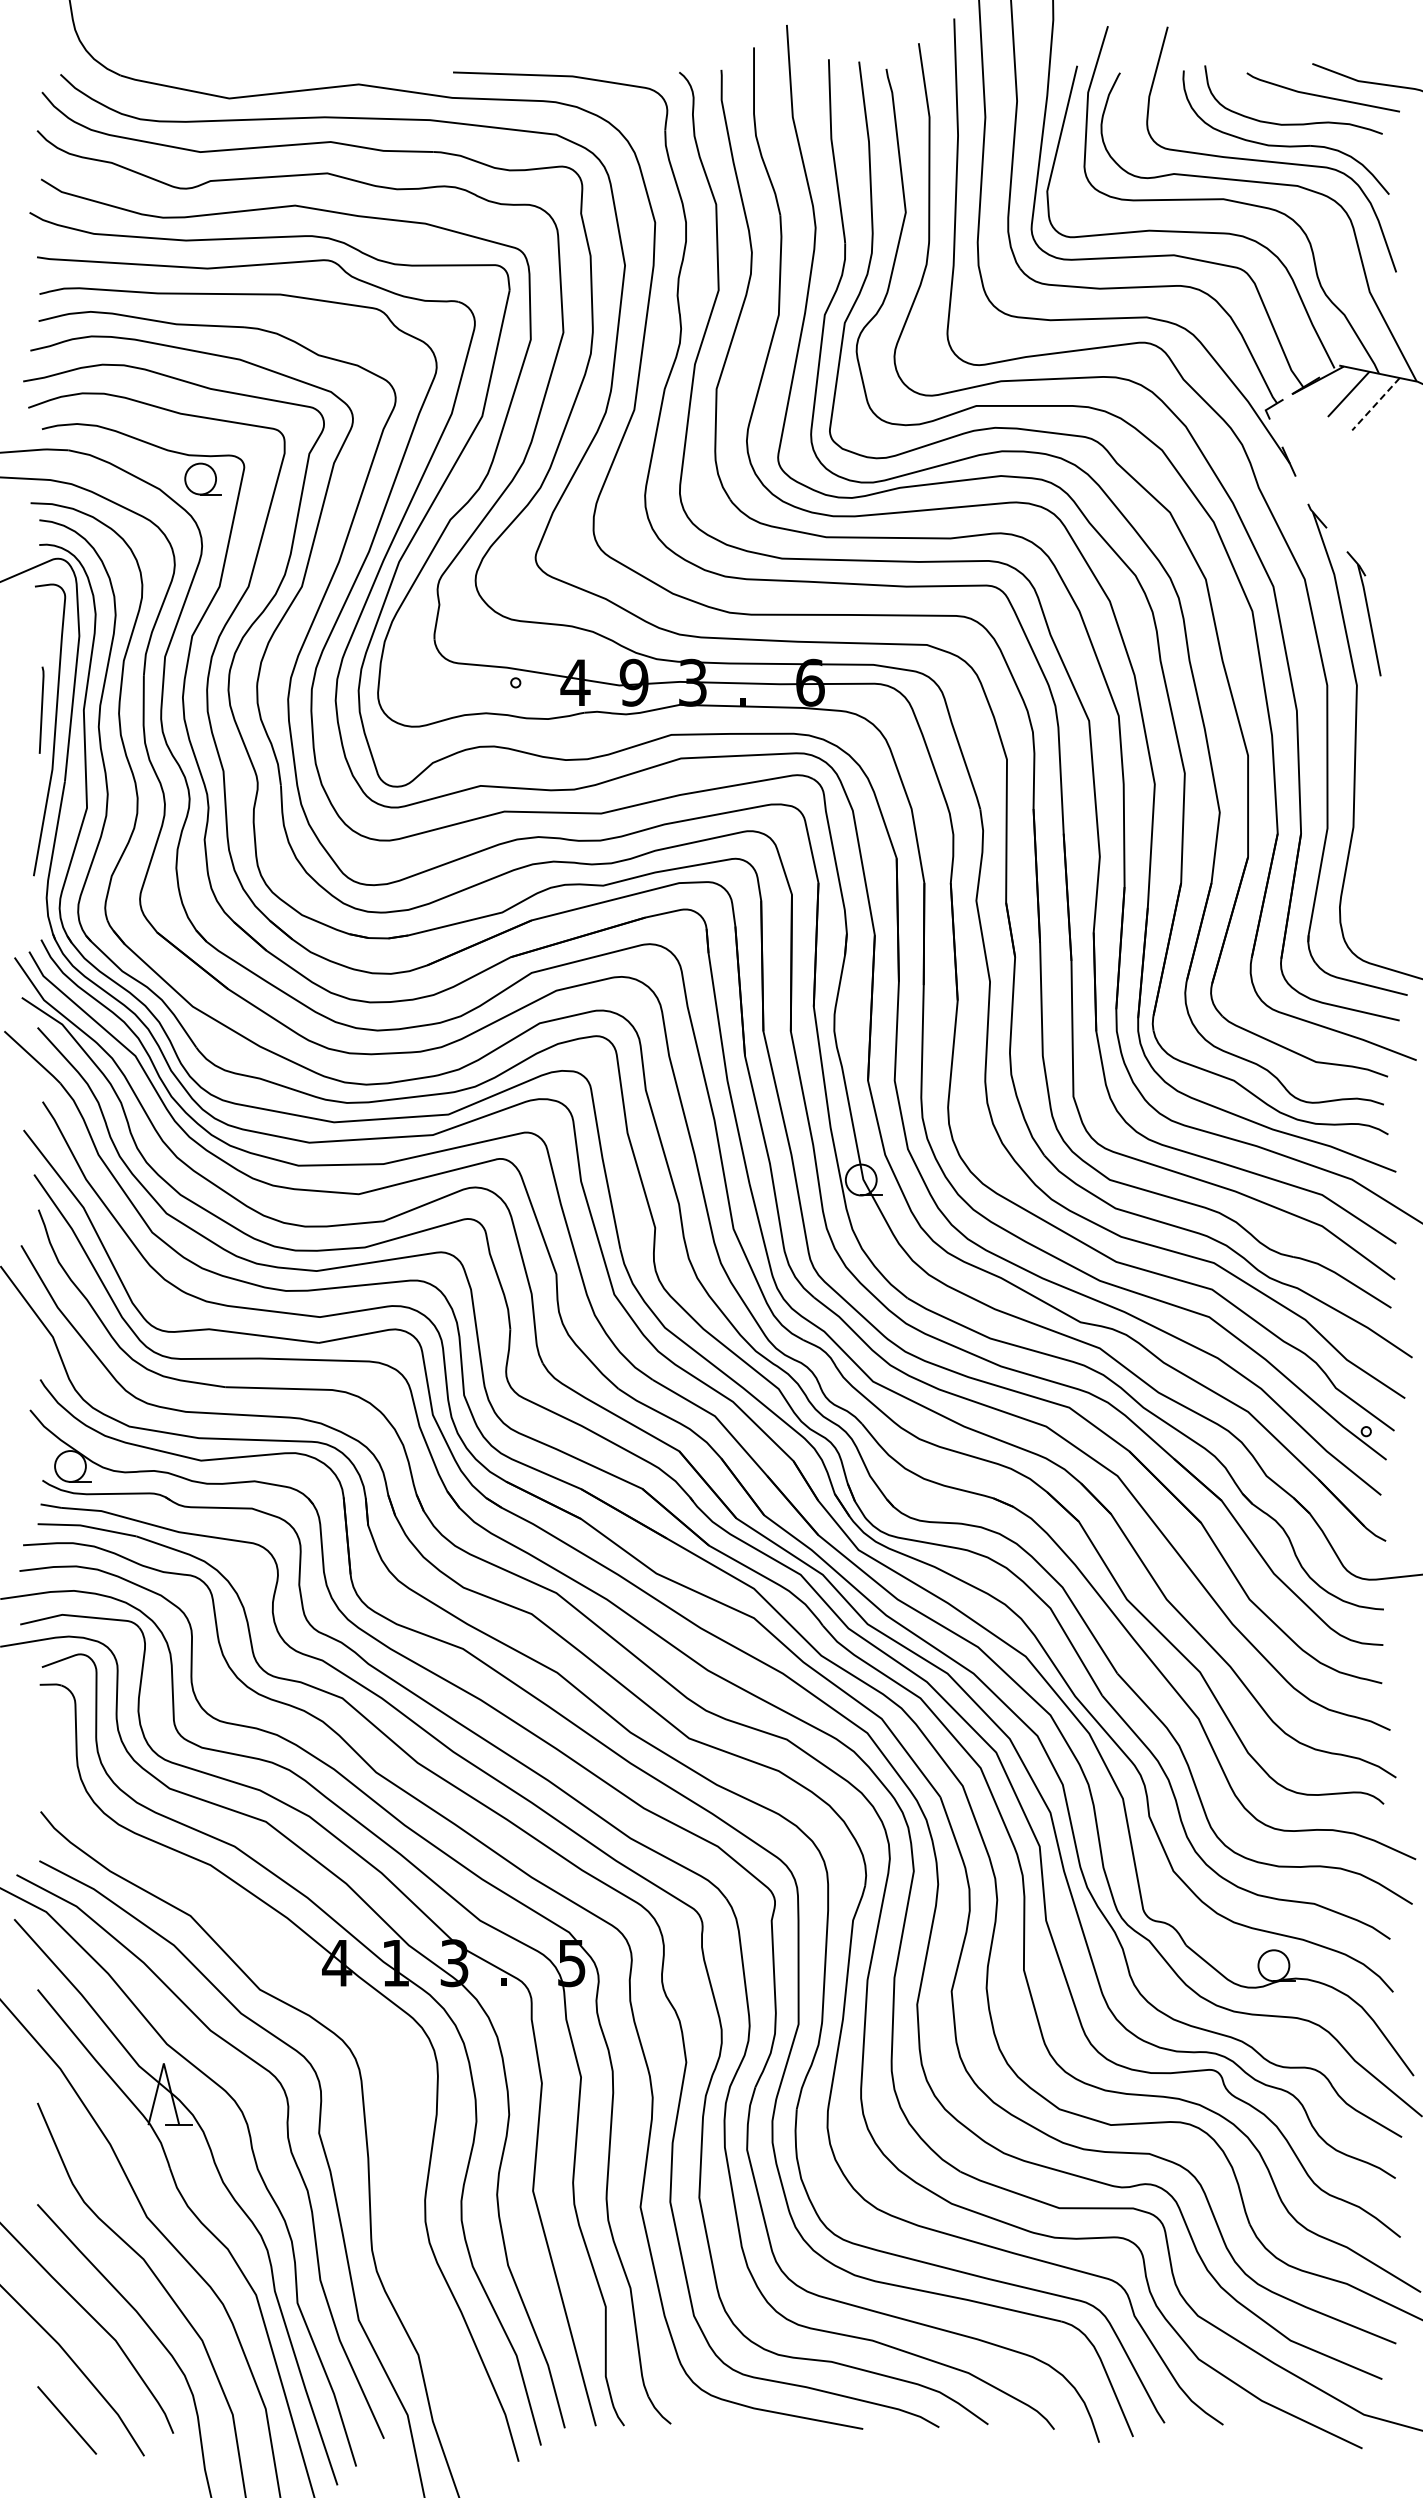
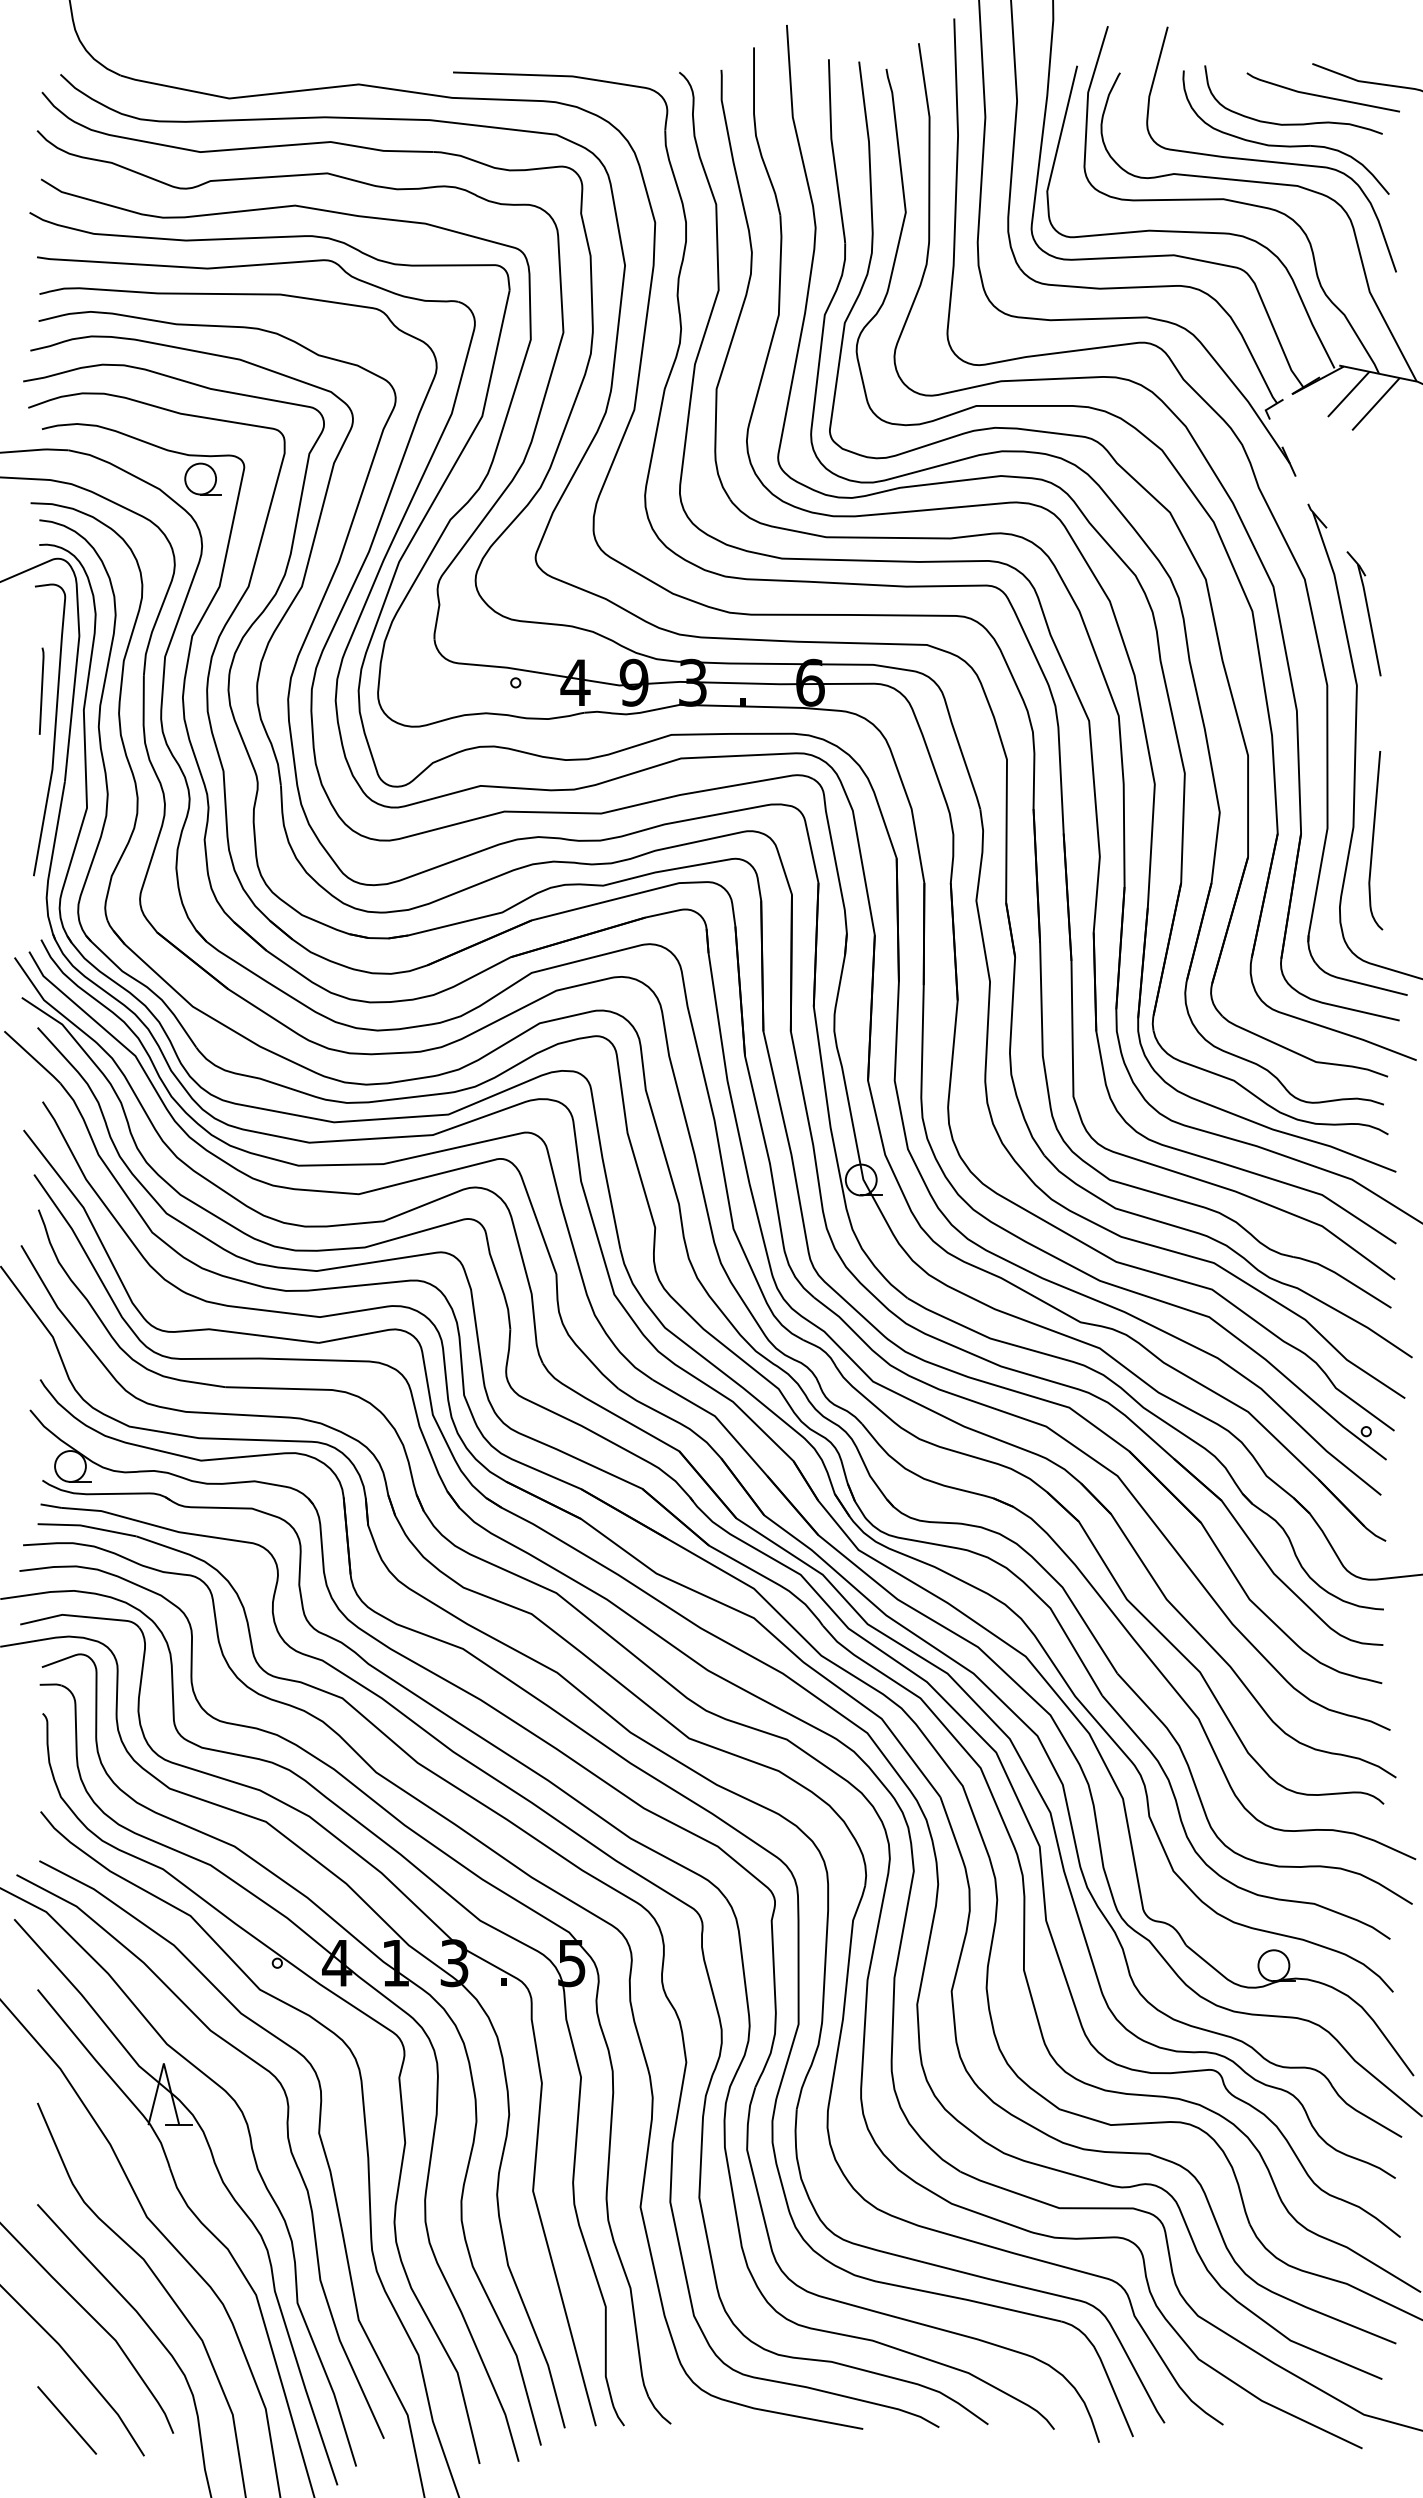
line: dashed -> solid (1375, 404)
line position: (41, 709) -> (41, 690) (41, 690)
curve: none -> present (1373, 840)
part: none -> present (325, 1989)
